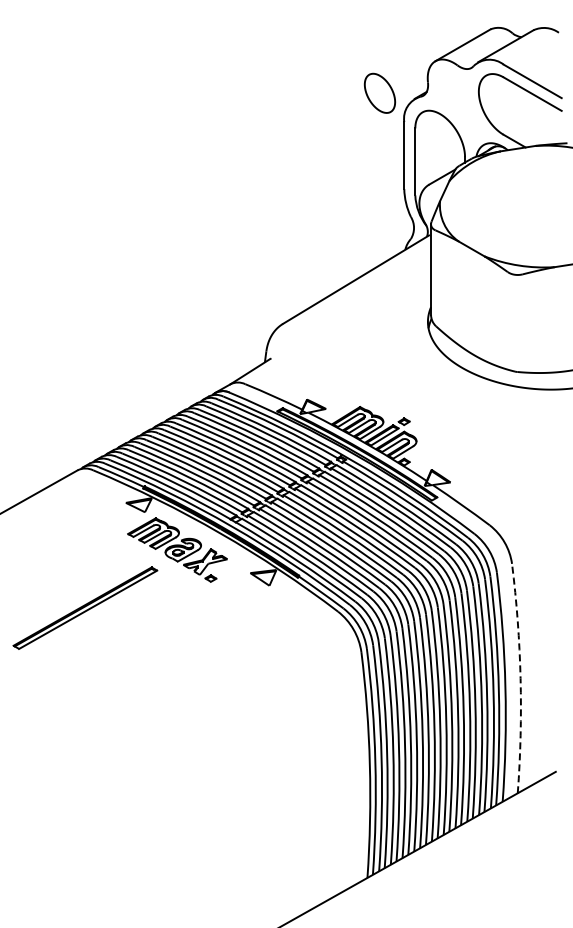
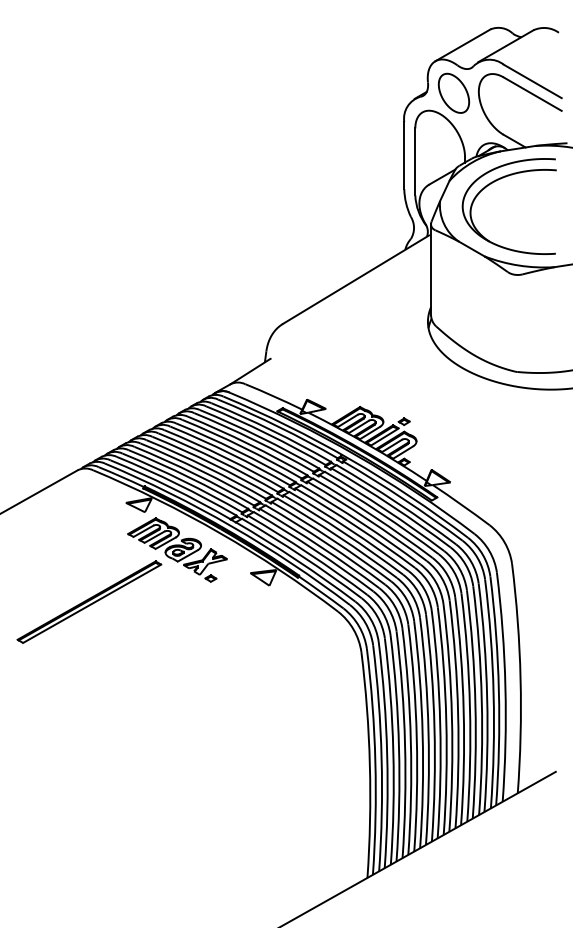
part position: (379, 92) -> (453, 92) (453, 92)
part: none -> present (496, 181)
part position: (85, 607) -> (89, 601) (89, 601)
arc: dashed -> solid (520, 678)
